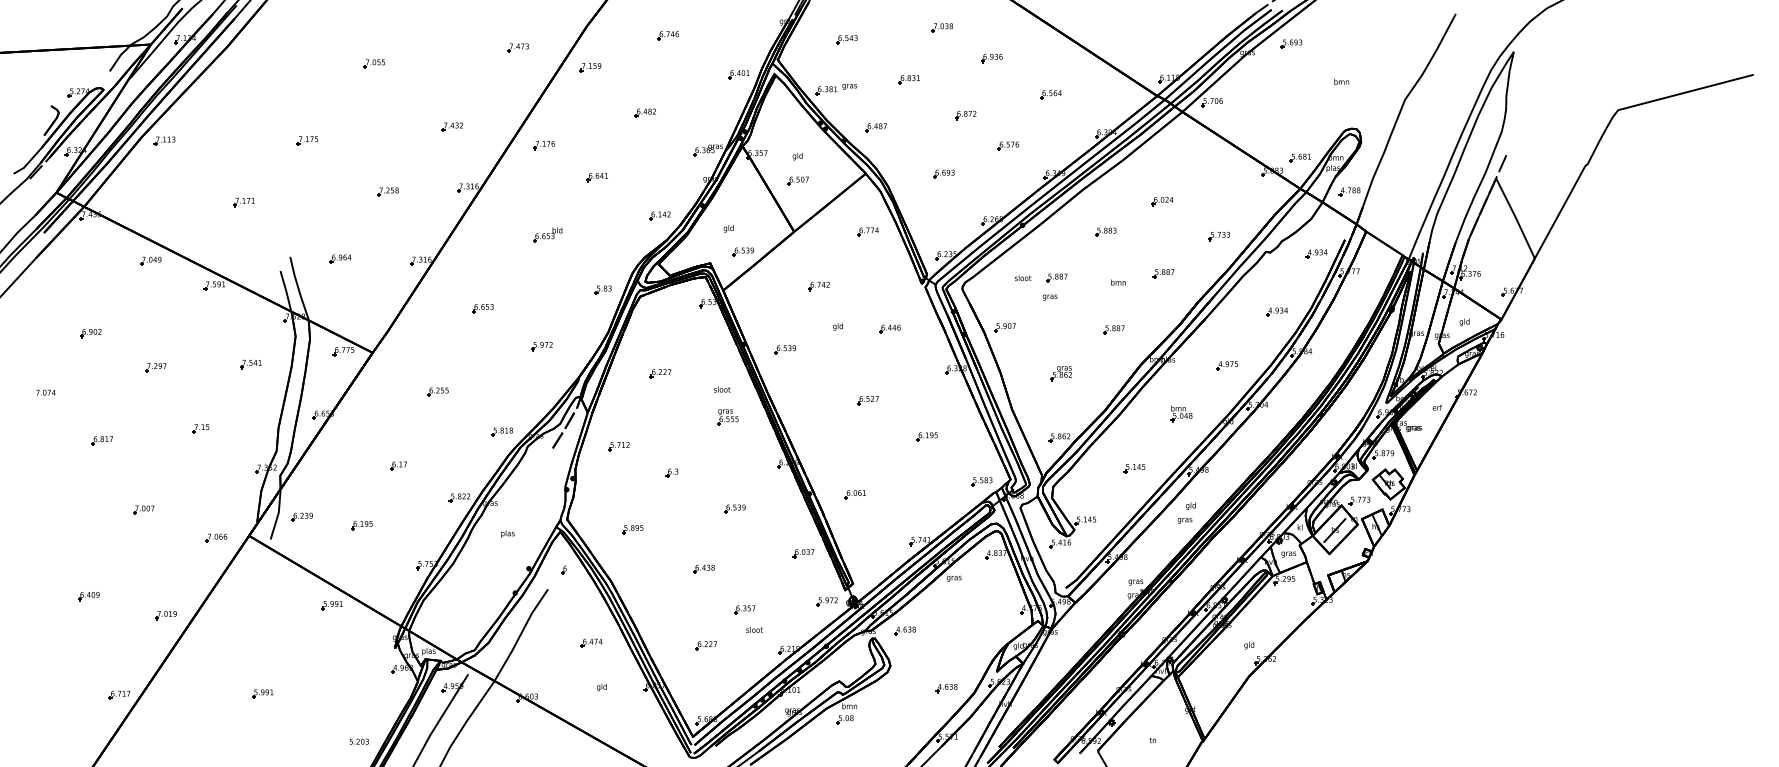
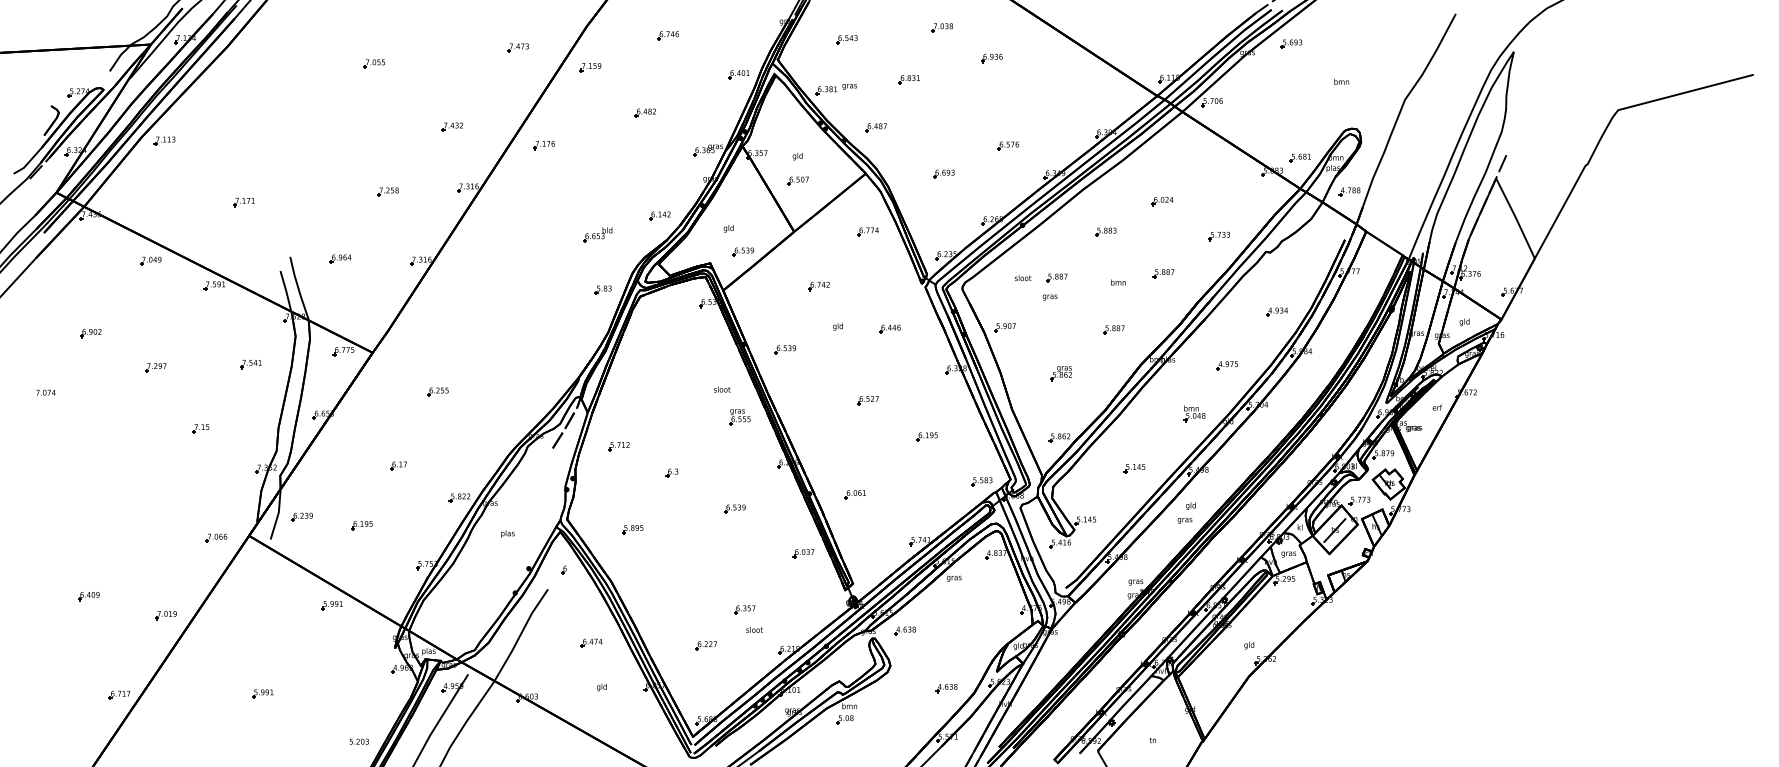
part: present -> none (1050, 94)
part: present -> none (965, 115)
part: present -> none (307, 140)
part: present -> none (596, 177)
part position: (547, 234) -> (597, 234) (597, 234)
part: present -> none (1316, 253)
part: present -> none (482, 308)
part: present -> none (541, 346)
part: present -> none (660, 373)
part position: (1181, 413) -> (1194, 413) (1194, 413)
part position: (727, 417) -> (739, 417) (739, 417)
part: present -> none (501, 431)
part: present -> none (101, 440)
part: present -> none (143, 509)
part: present -> none (703, 568)
part: present -> none (826, 601)
